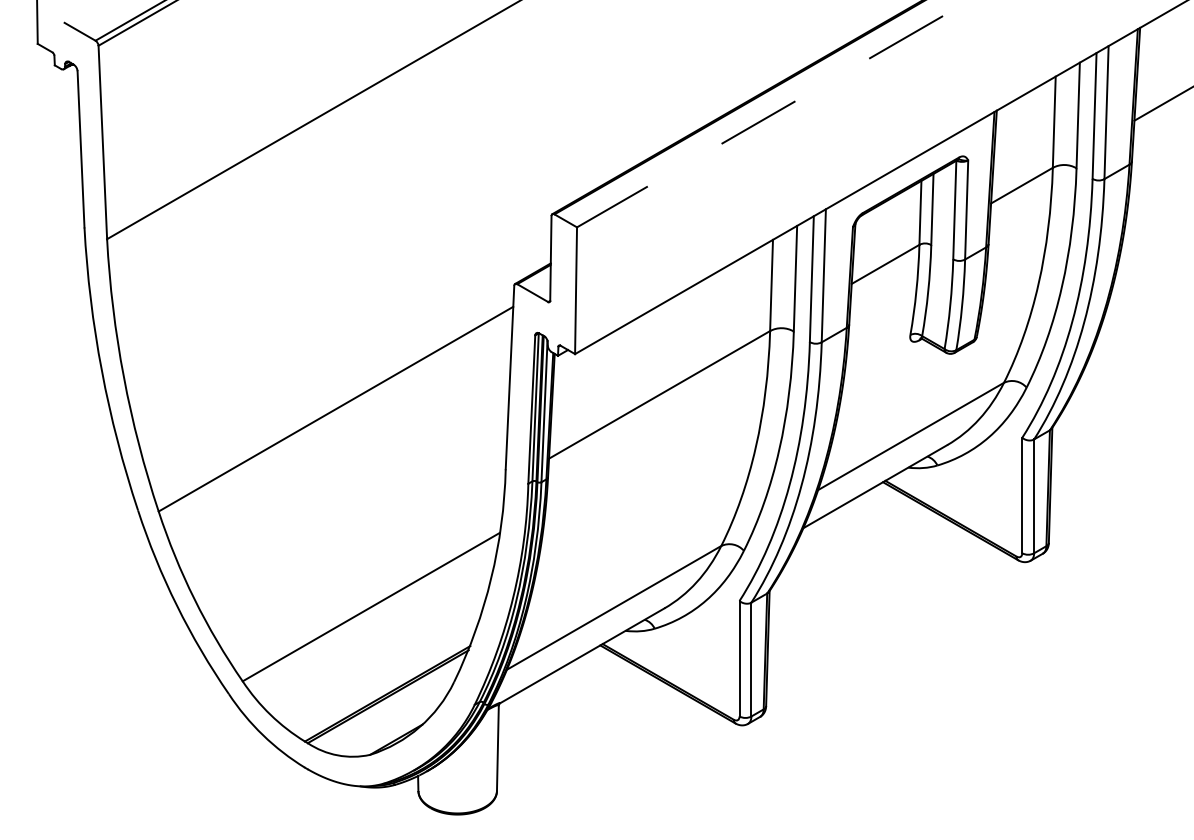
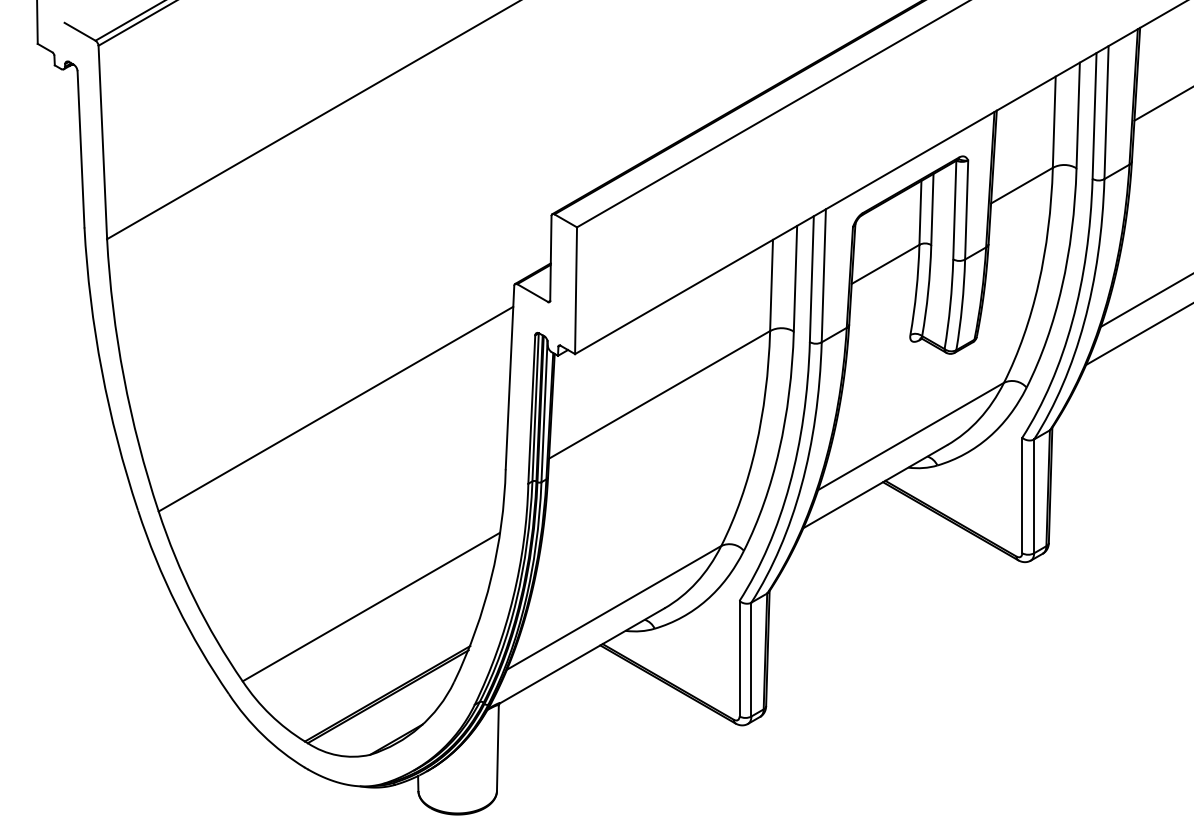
line: dashed -> solid (773, 113)
line: none -> present (1145, 300)
line: none -> present (1138, 334)
